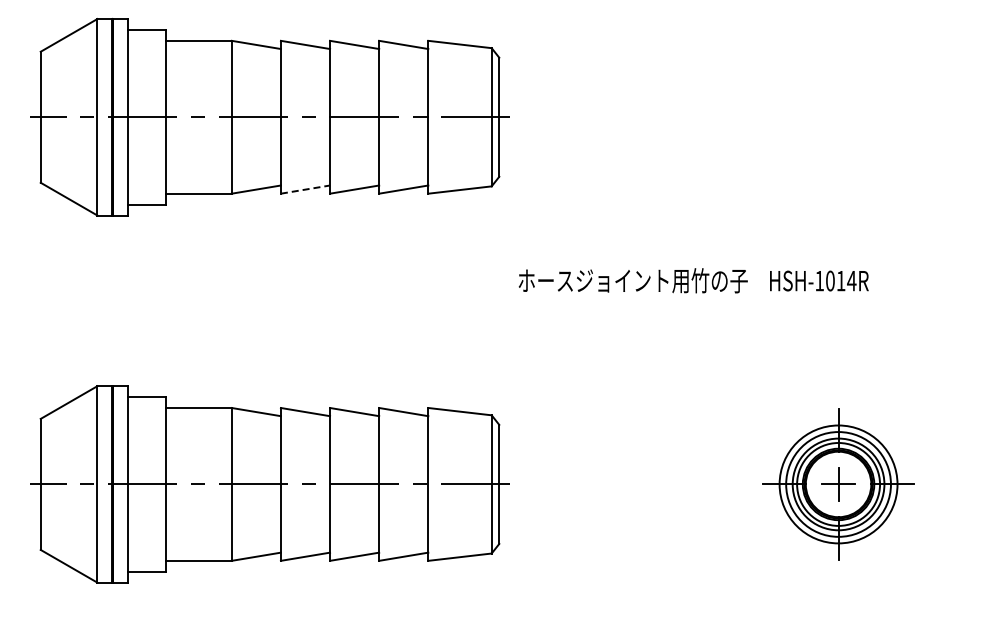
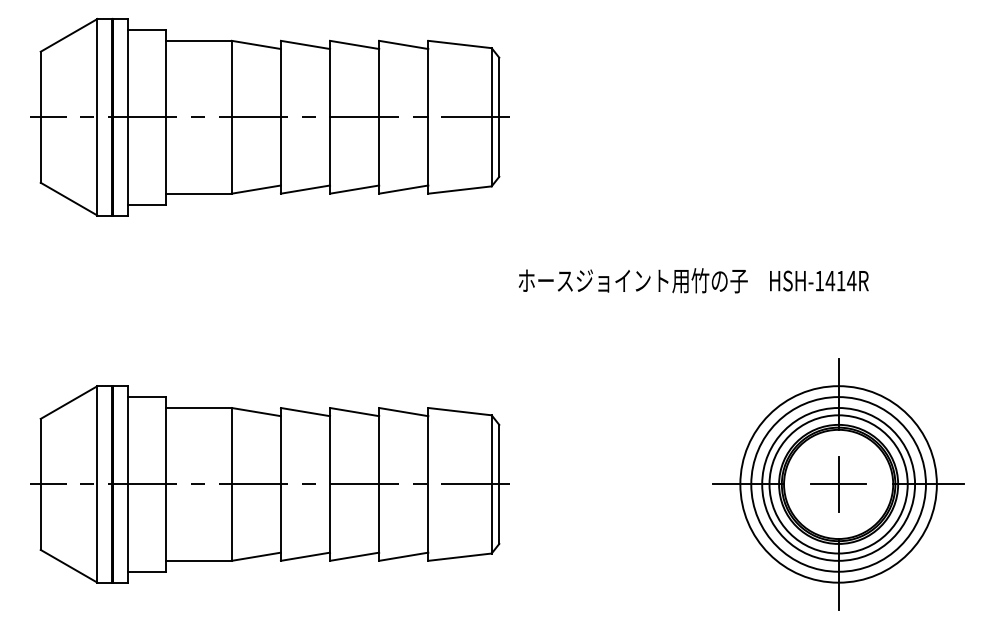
line: dashed -> solid (305, 189)
text: HSH-1014R -> HSH-1414R (830, 280)
part size: 153x153 px -> 253x253 px (838, 484)
